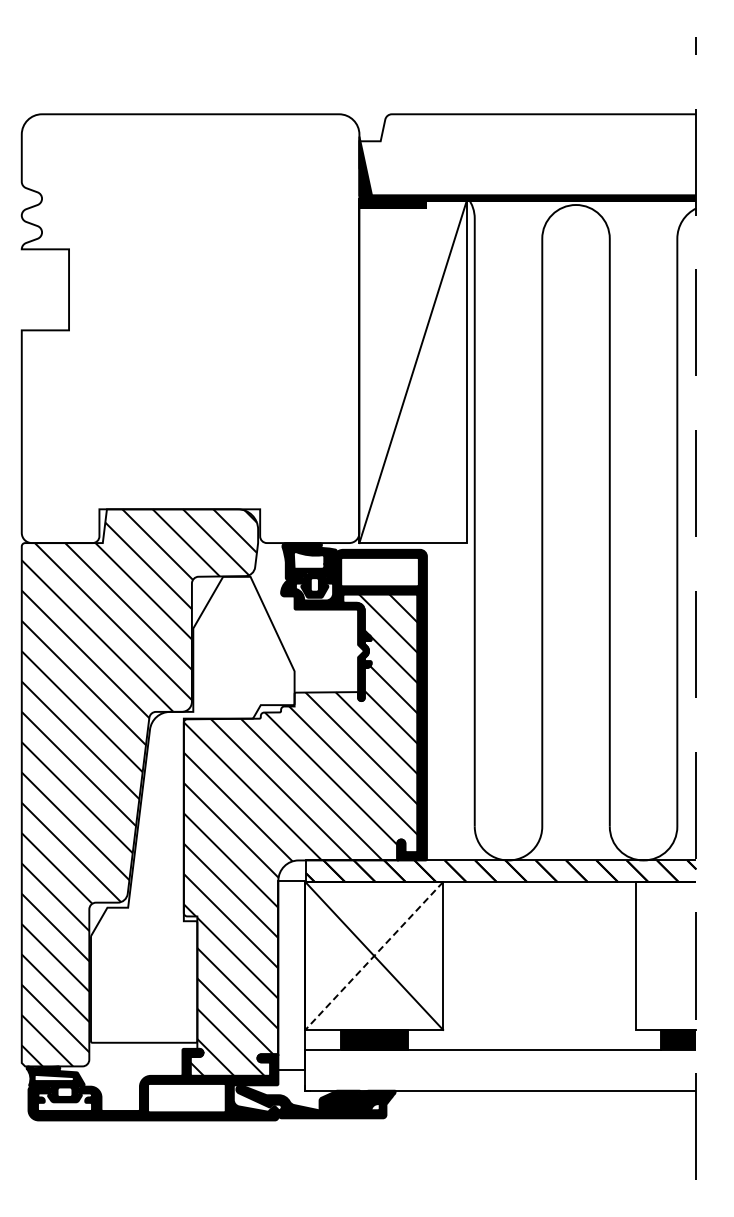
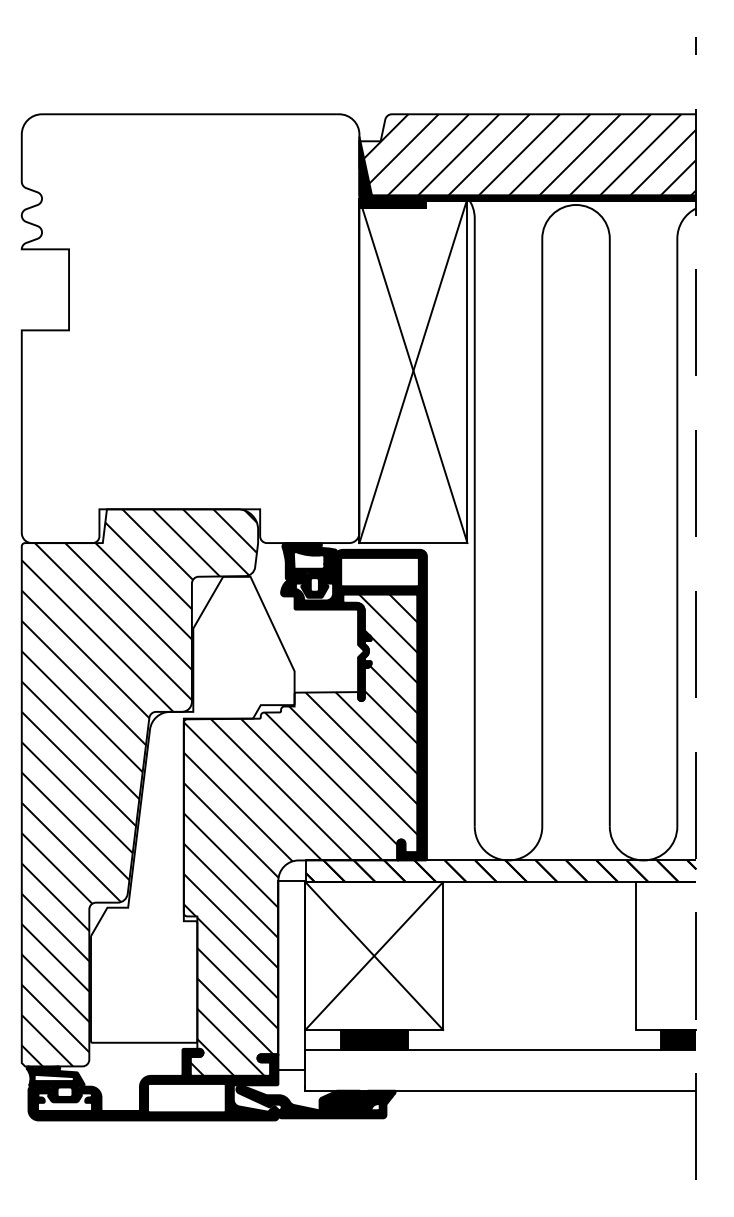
hatch: none -> present (529, 154)
line: none -> present (413, 370)
line: dashed -> solid (373, 956)
